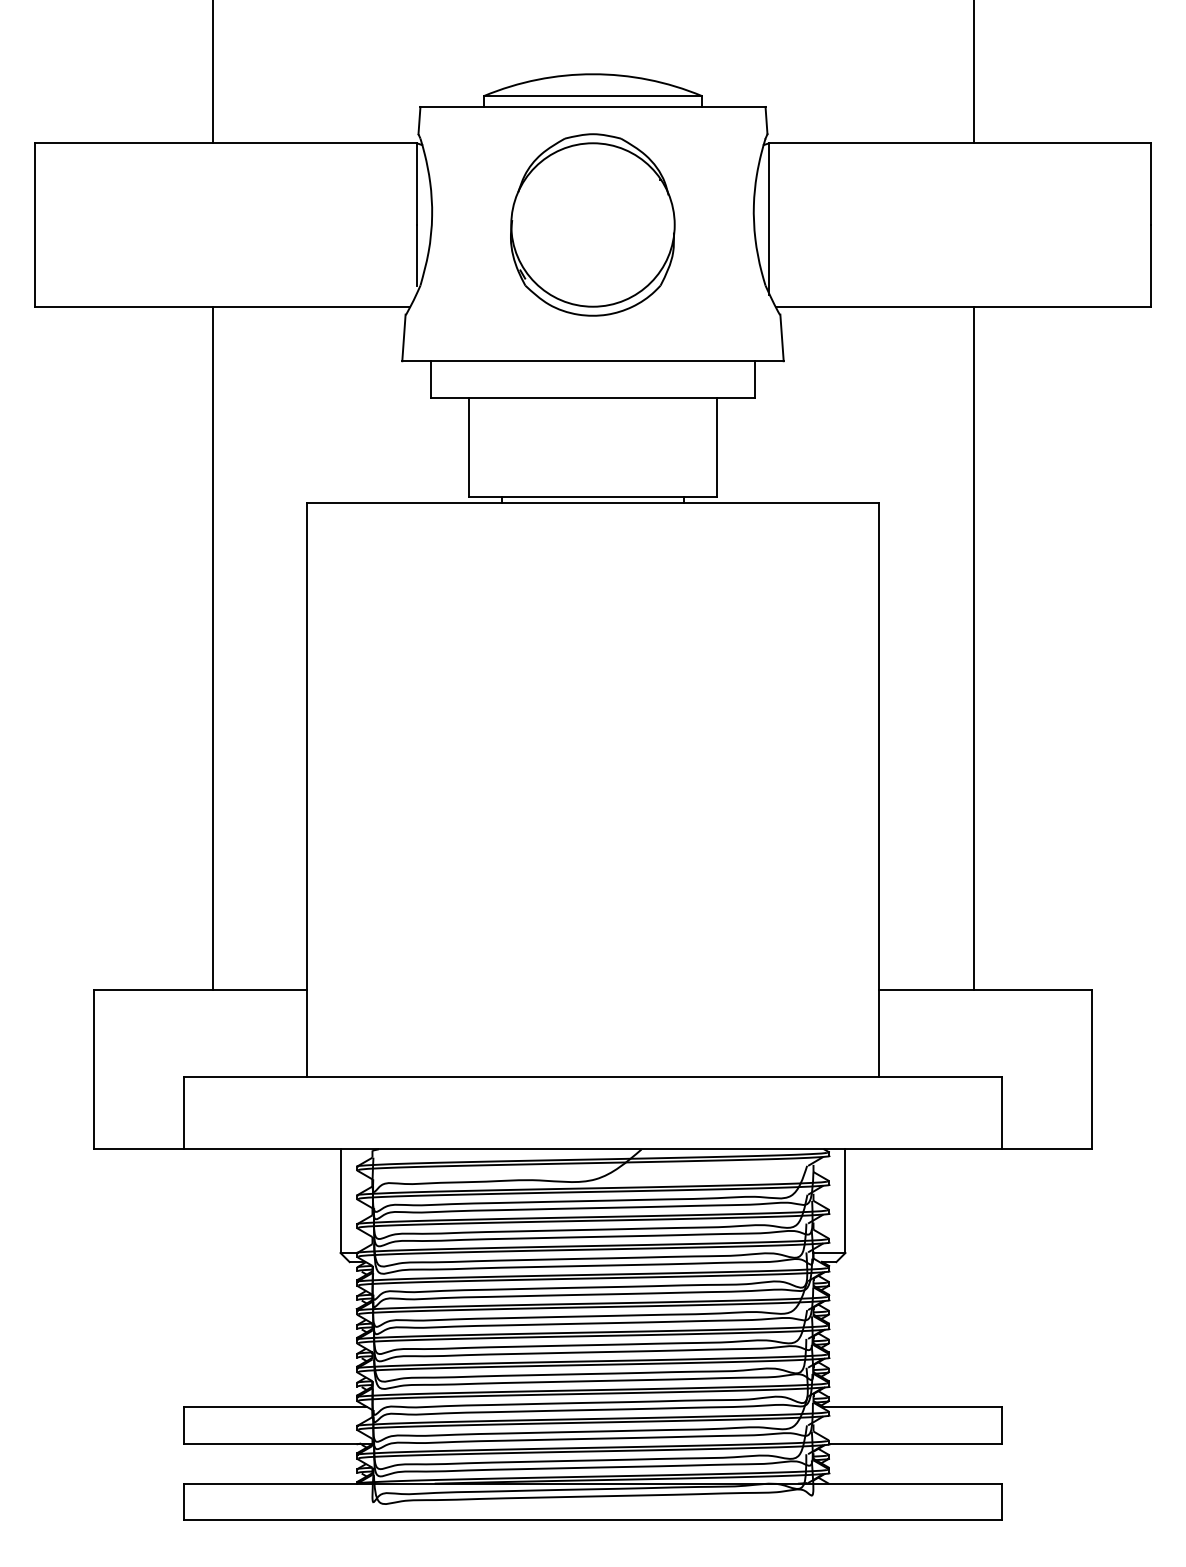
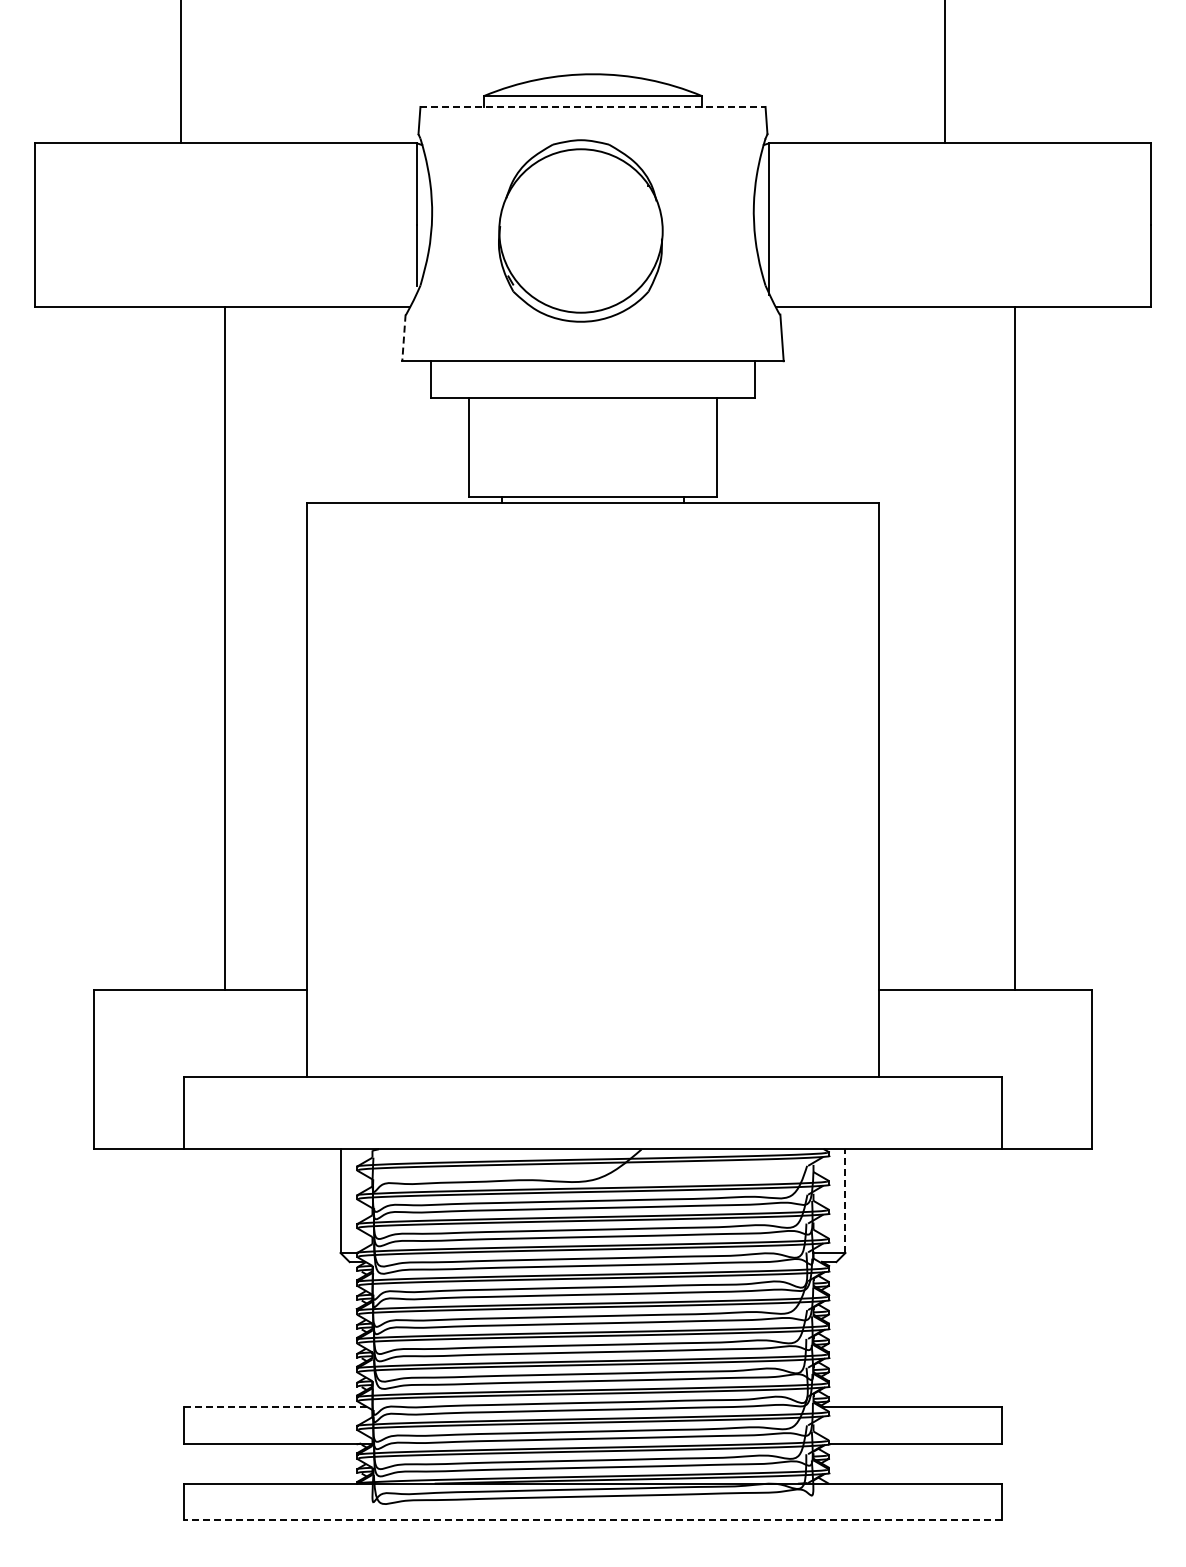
line position: (212, 72) -> (180, 72) (180, 72)
line position: (973, 72) -> (944, 72) (944, 72)
line: solid -> dashed (593, 106)
part position: (592, 224) -> (580, 230) (580, 230)
line: solid -> dashed (403, 338)
line position: (212, 647) -> (224, 647) (224, 647)
line position: (973, 647) -> (1014, 647) (1014, 647)
line: solid -> dashed (845, 1201)
line: solid -> dashed (275, 1407)
line: solid -> dashed (593, 1519)
